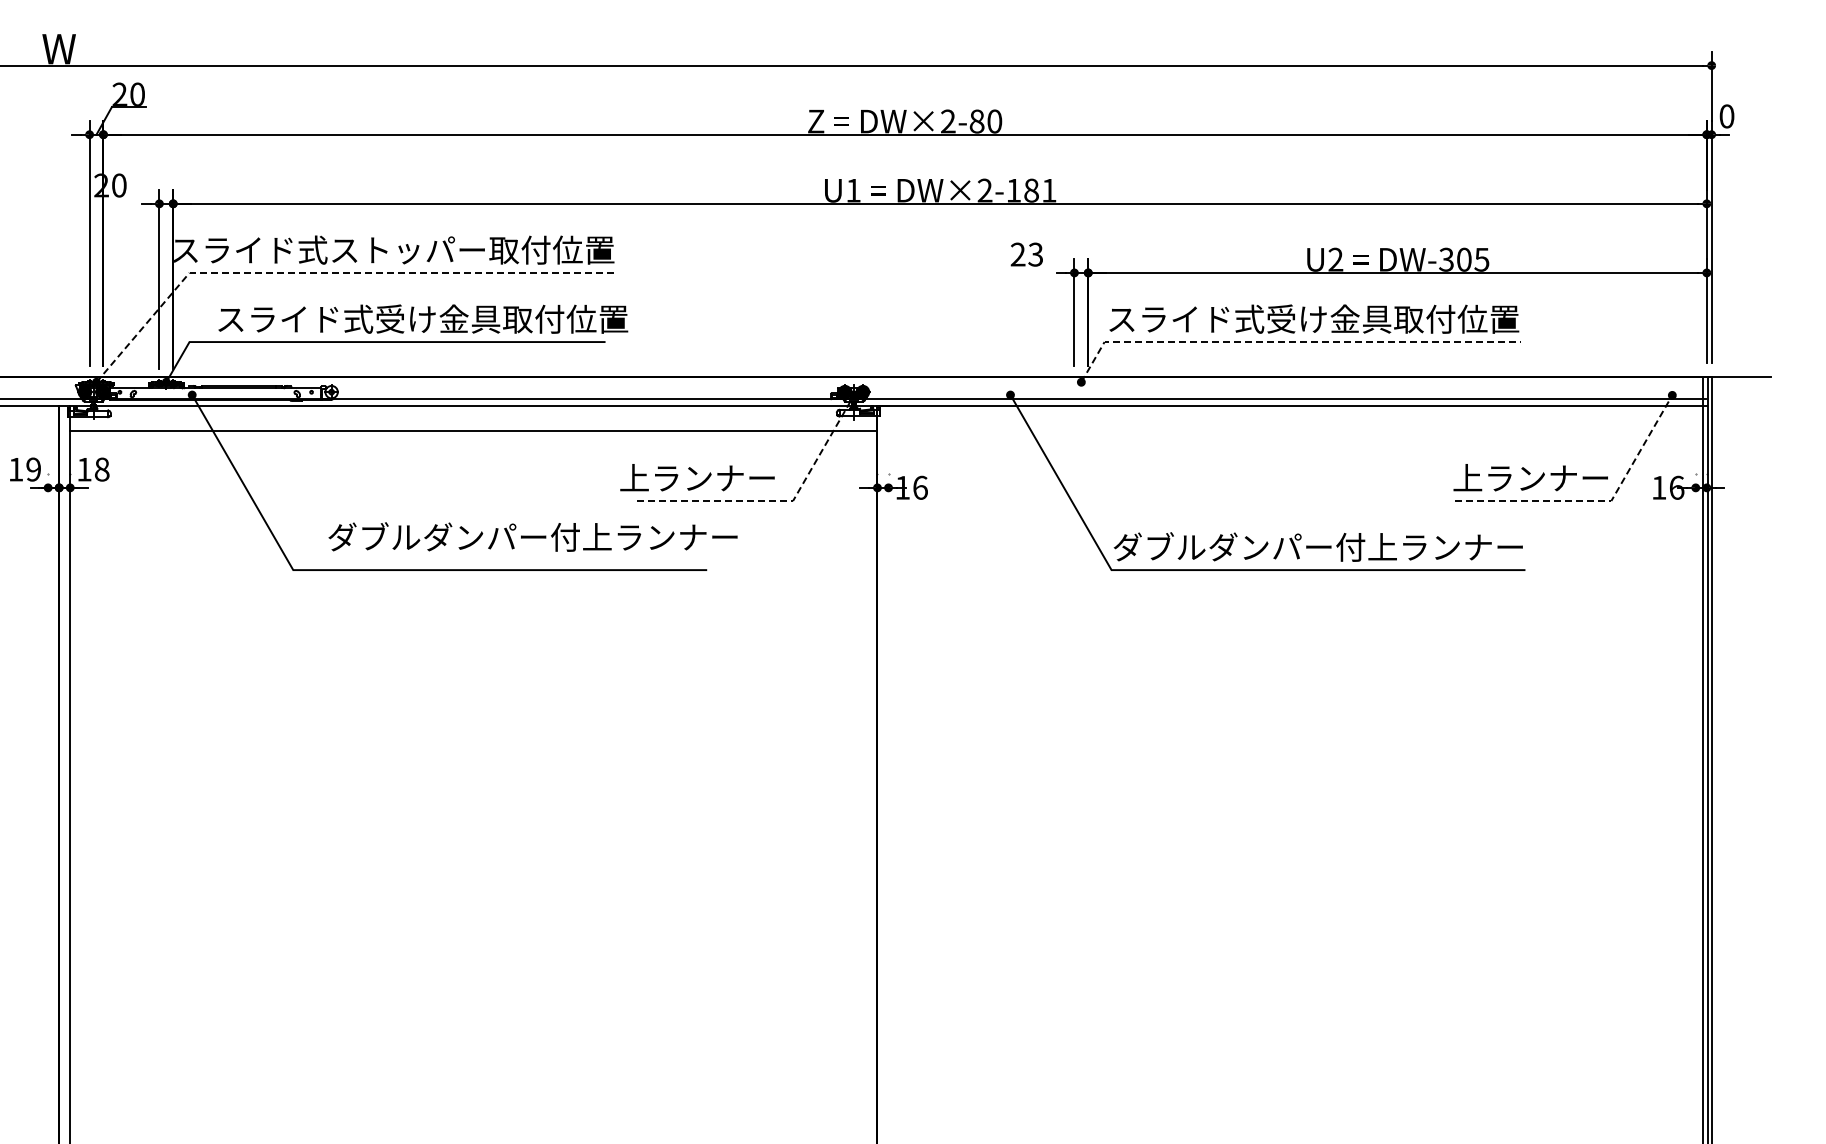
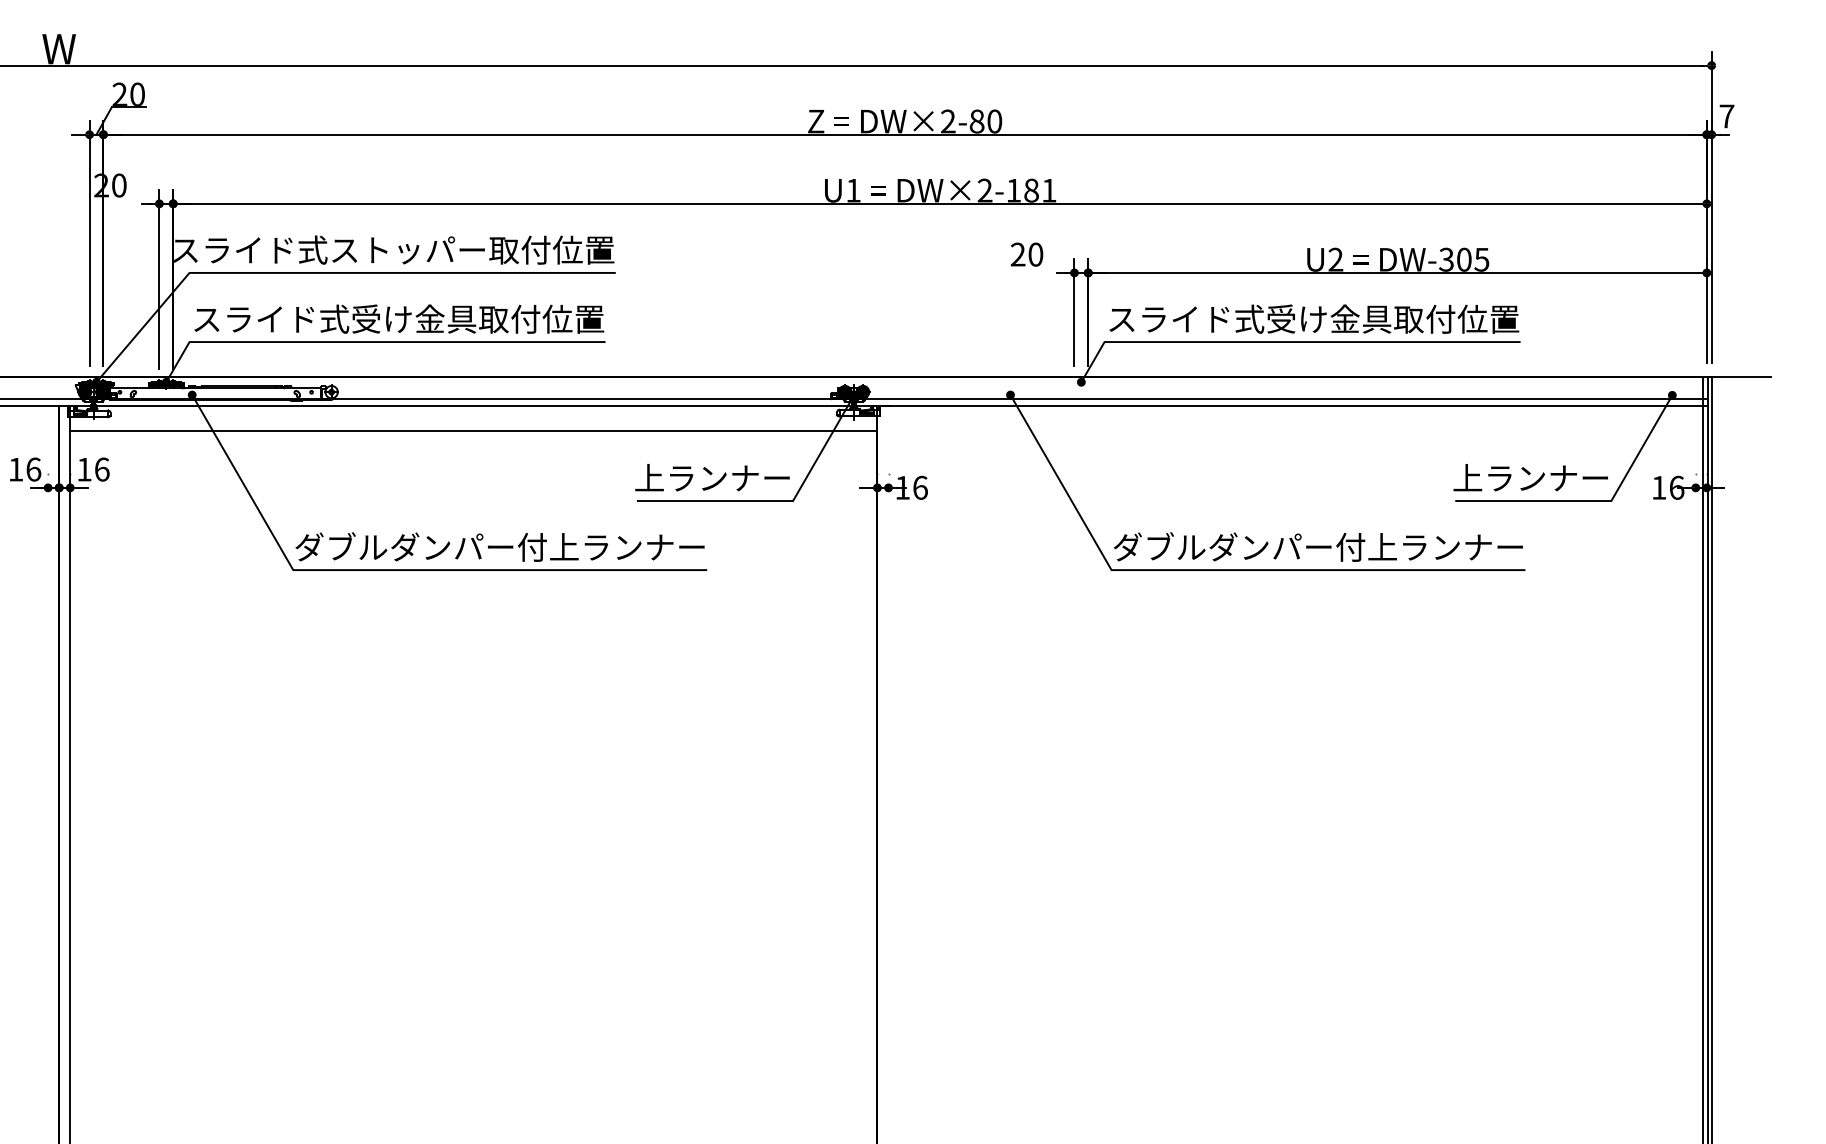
text: 0 -> 7 (1726, 116)
text: 23 -> 20 (1035, 254)
line: dashed -> solid (330, 272)
text position: (423, 318) -> (399, 318) (399, 318)
line: dashed -> solid (1289, 342)
text: 19 -> 16 (33, 469)
text: 18 -> 16 (101, 469)
text position: (697, 477) -> (712, 477) (712, 477)
line: dashed -> solid (776, 501)
line: dashed -> solid (1594, 501)
text position: (532, 536) -> (499, 546) (499, 546)
